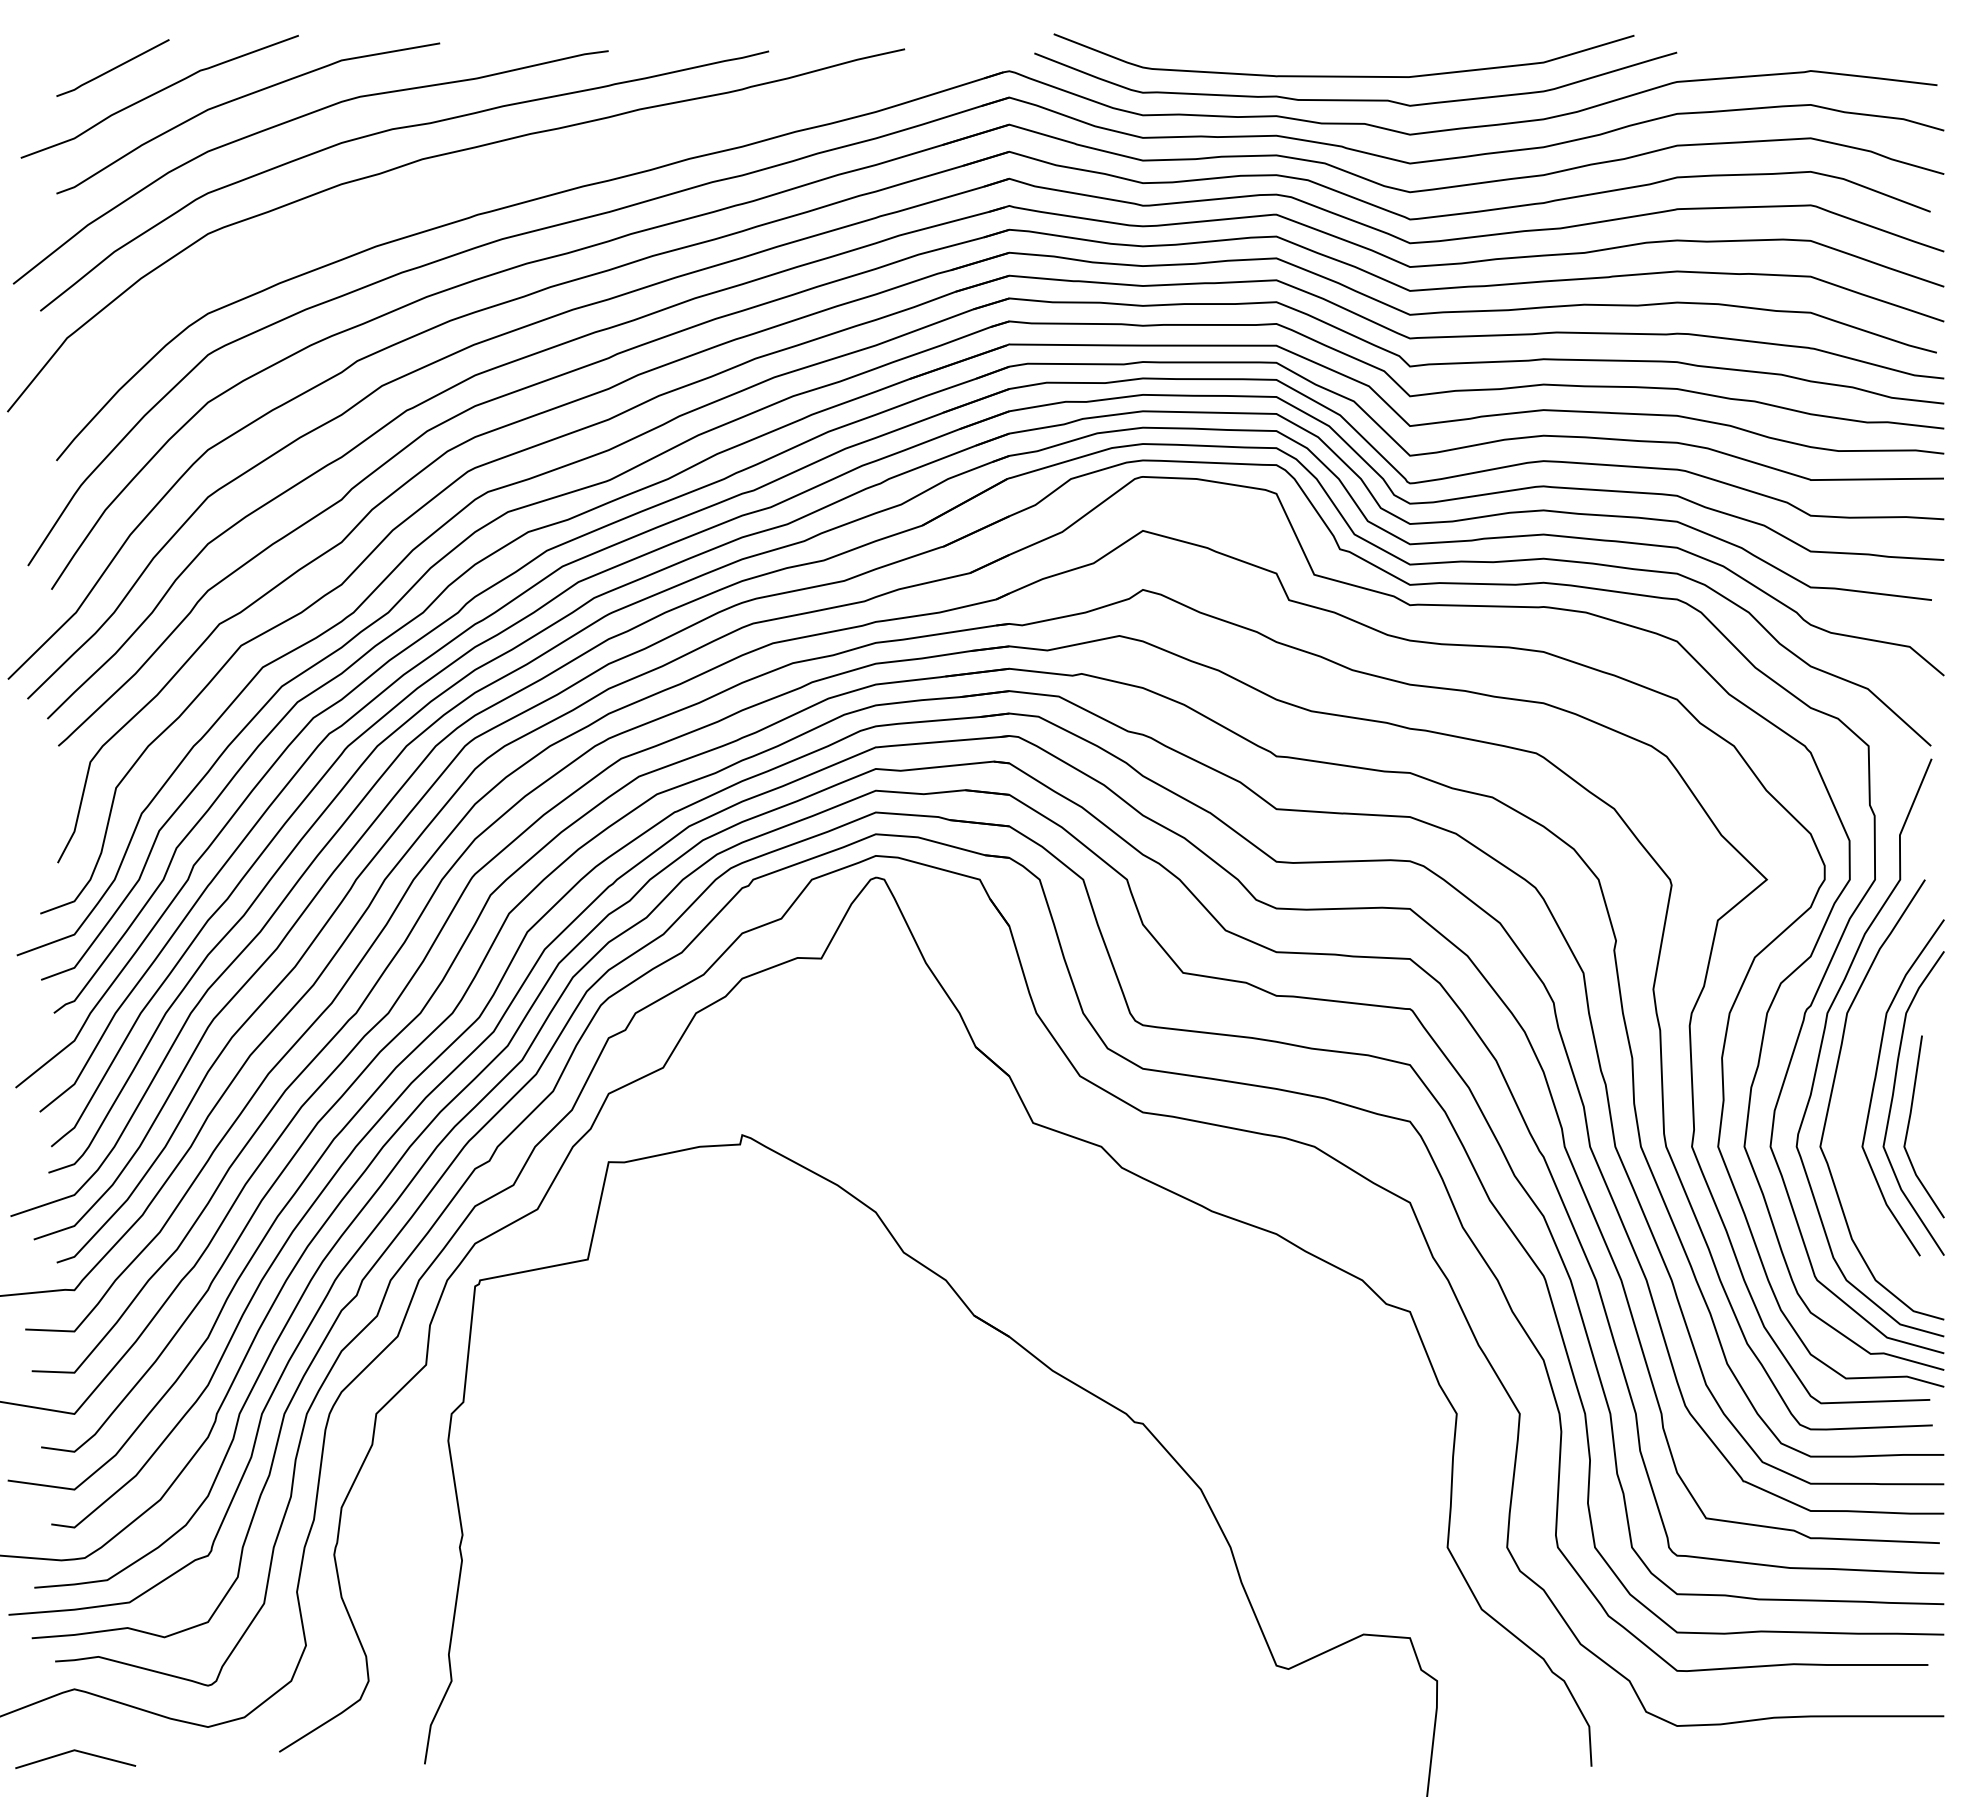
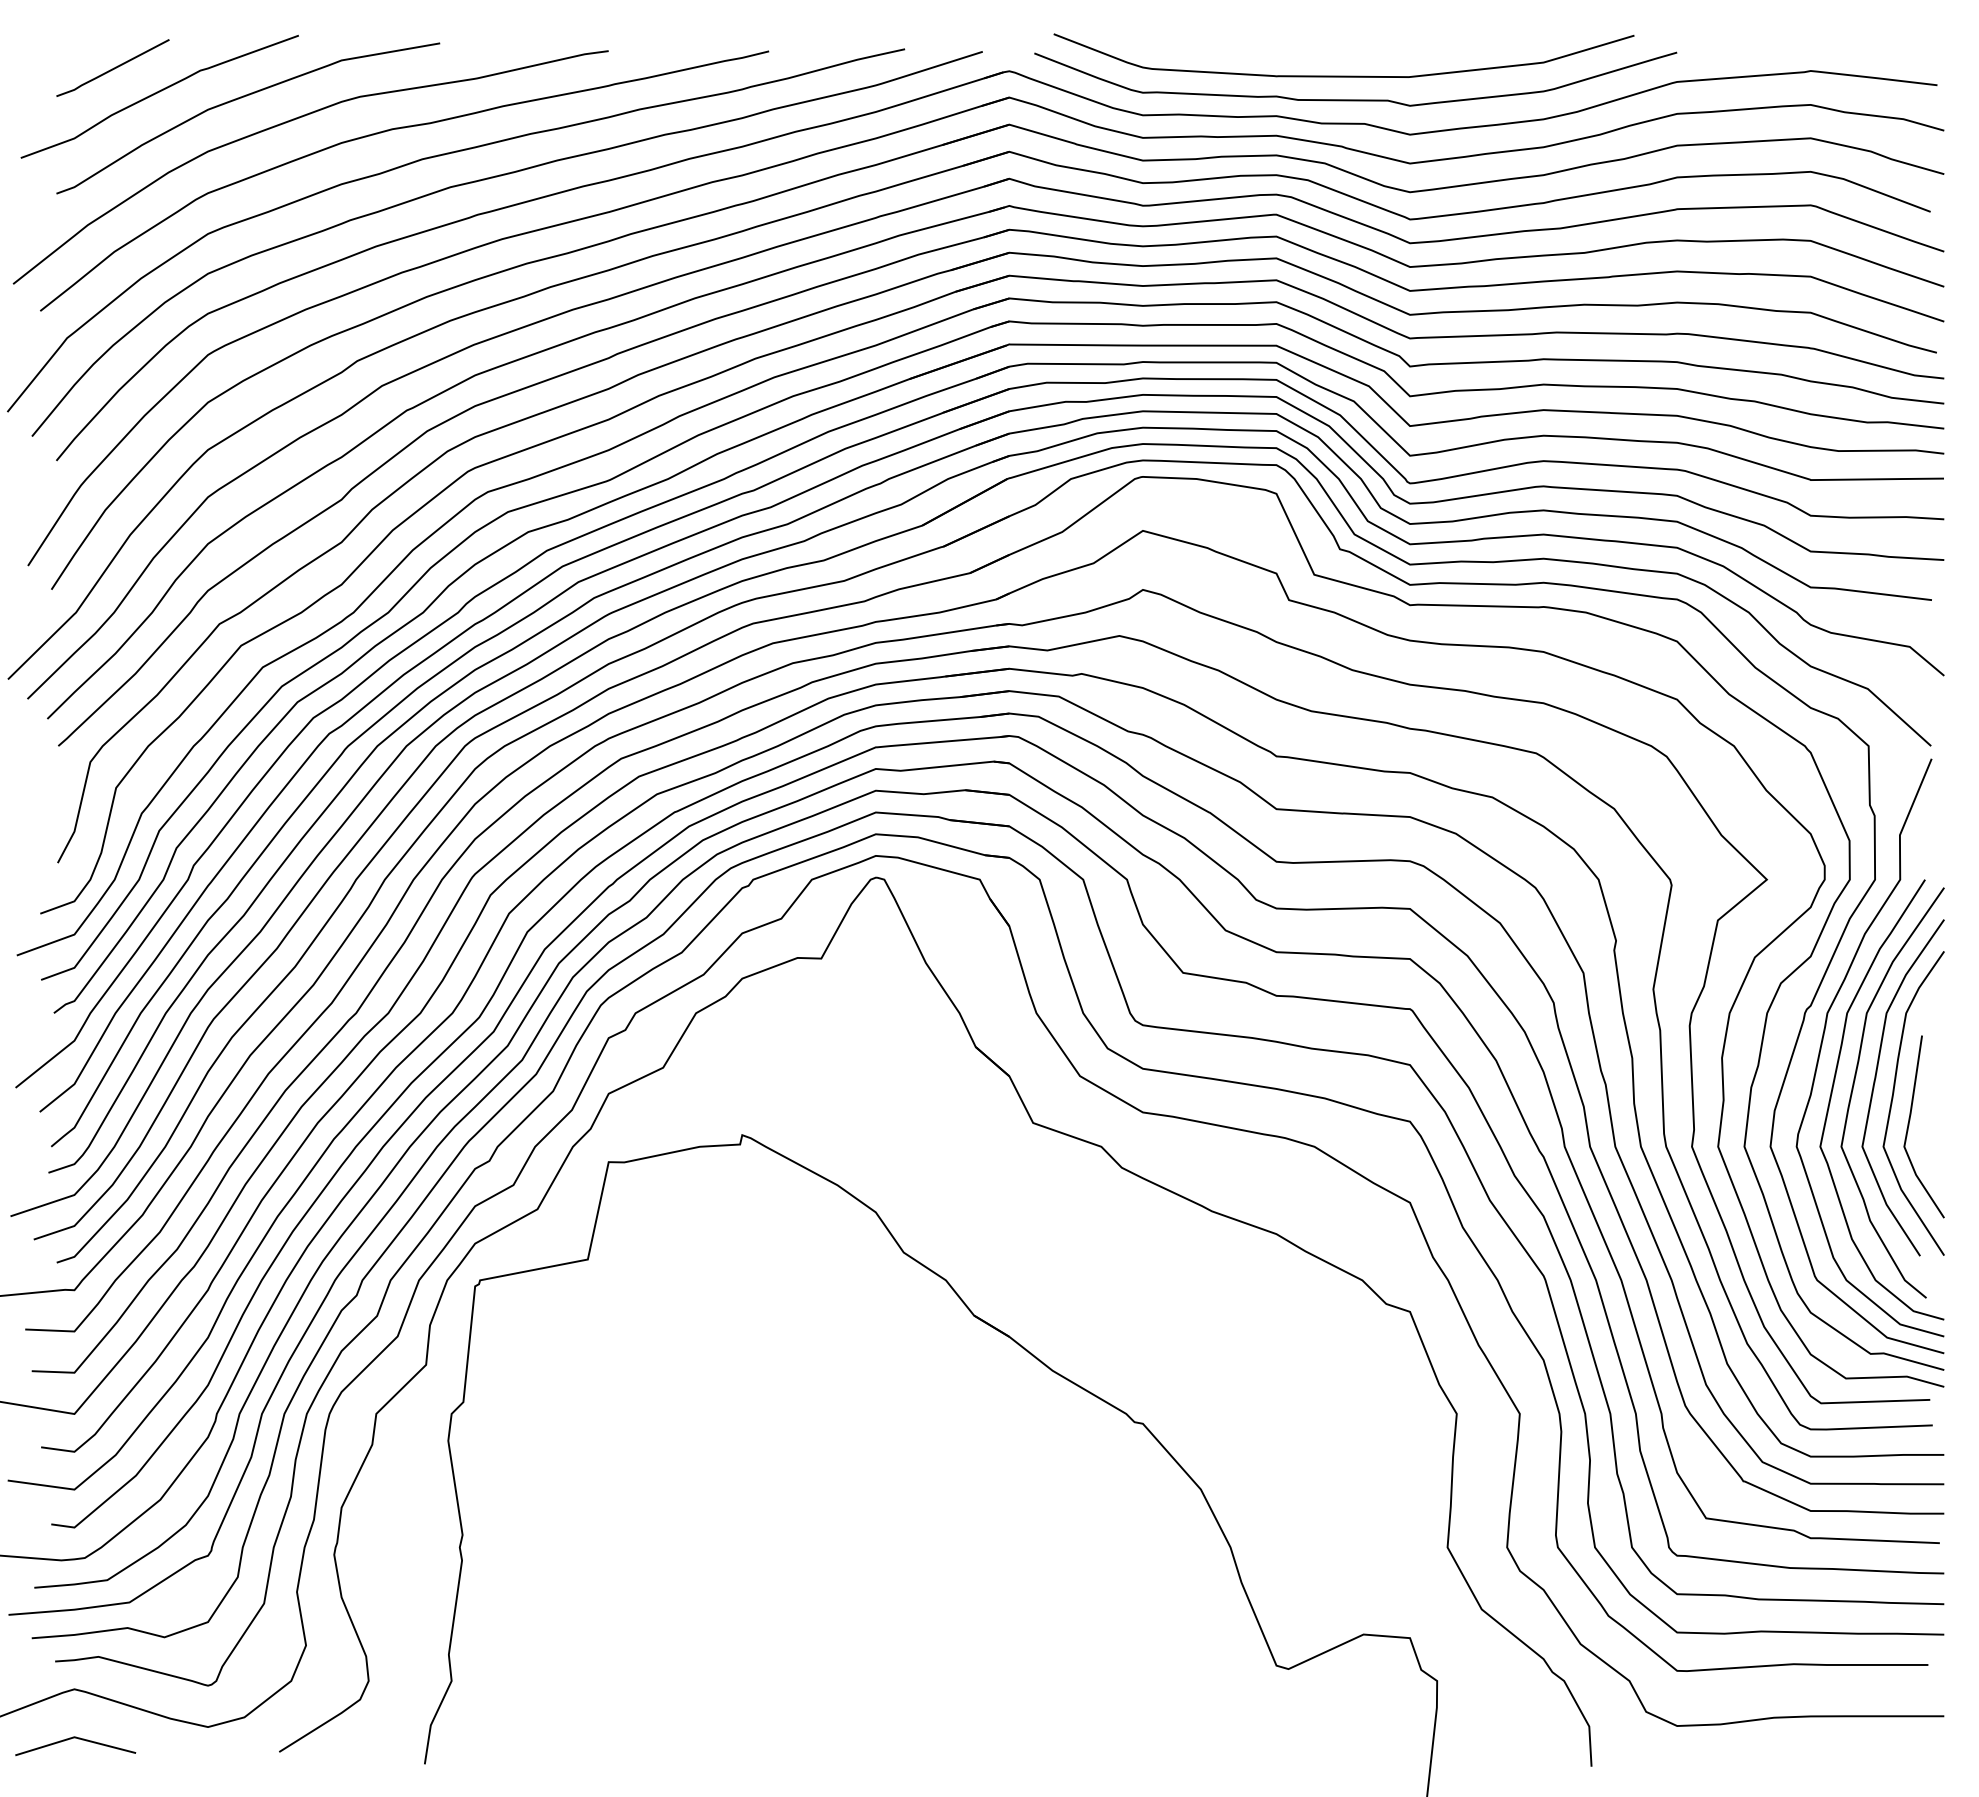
curve: none -> present (493, 178)
curve: none -> present (1854, 1085)
line position: (78, 1752) -> (78, 1739) (78, 1739)
